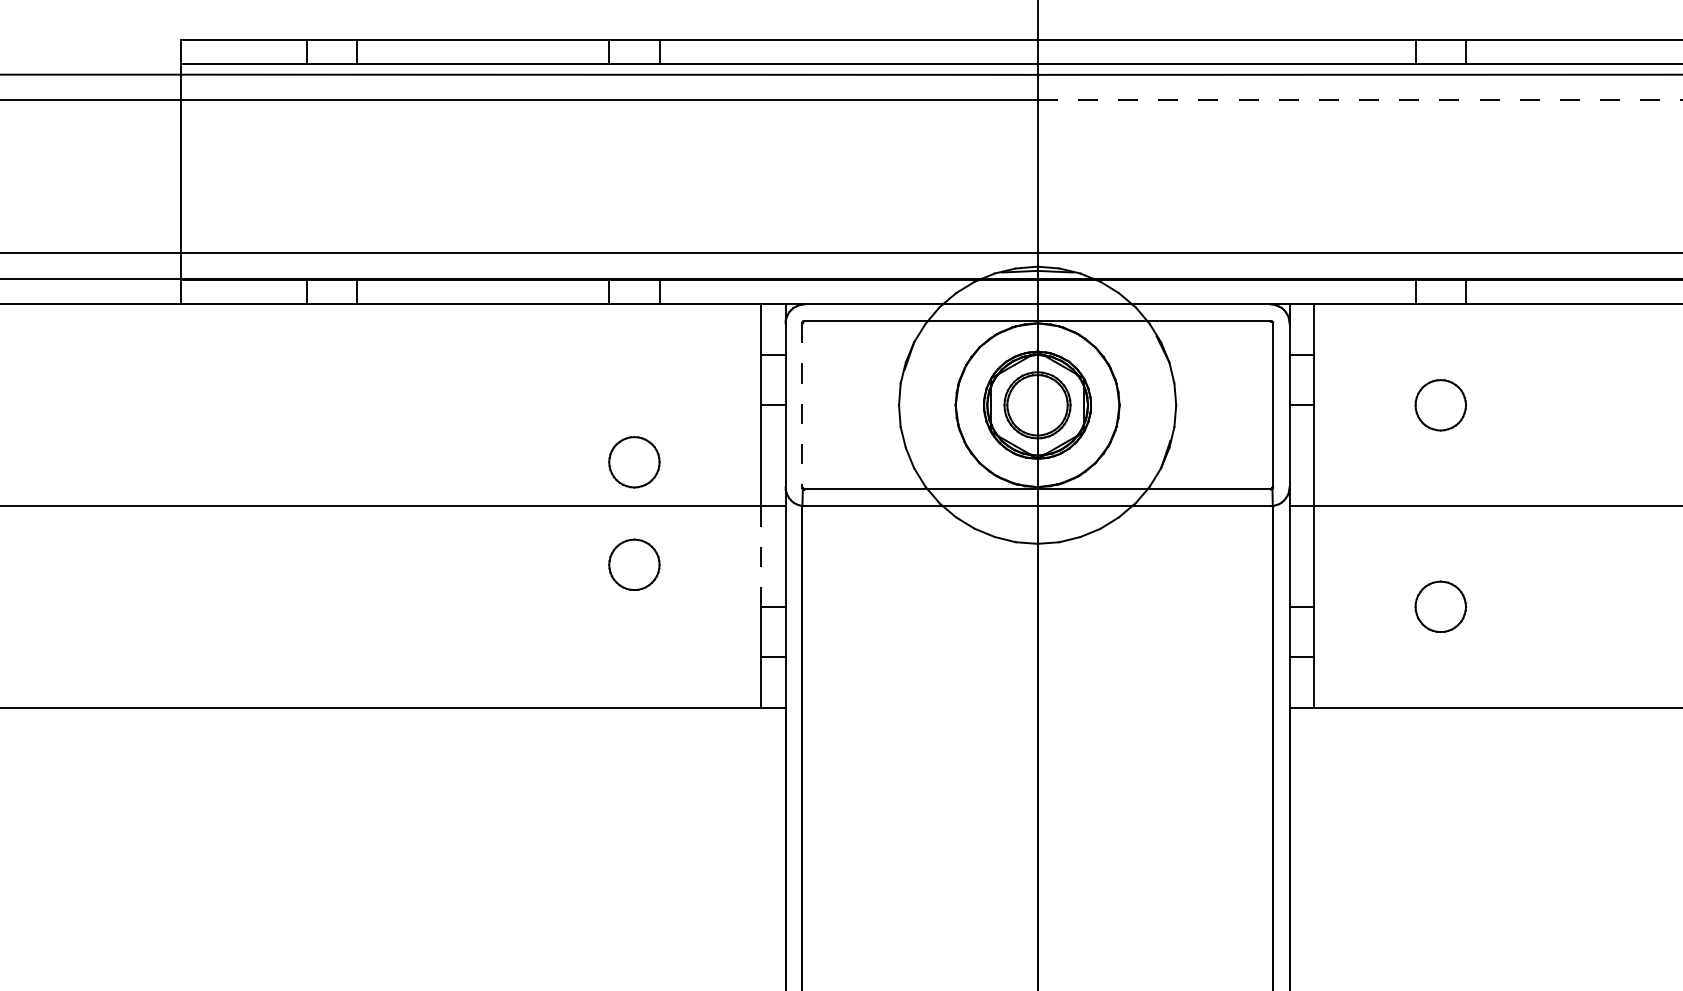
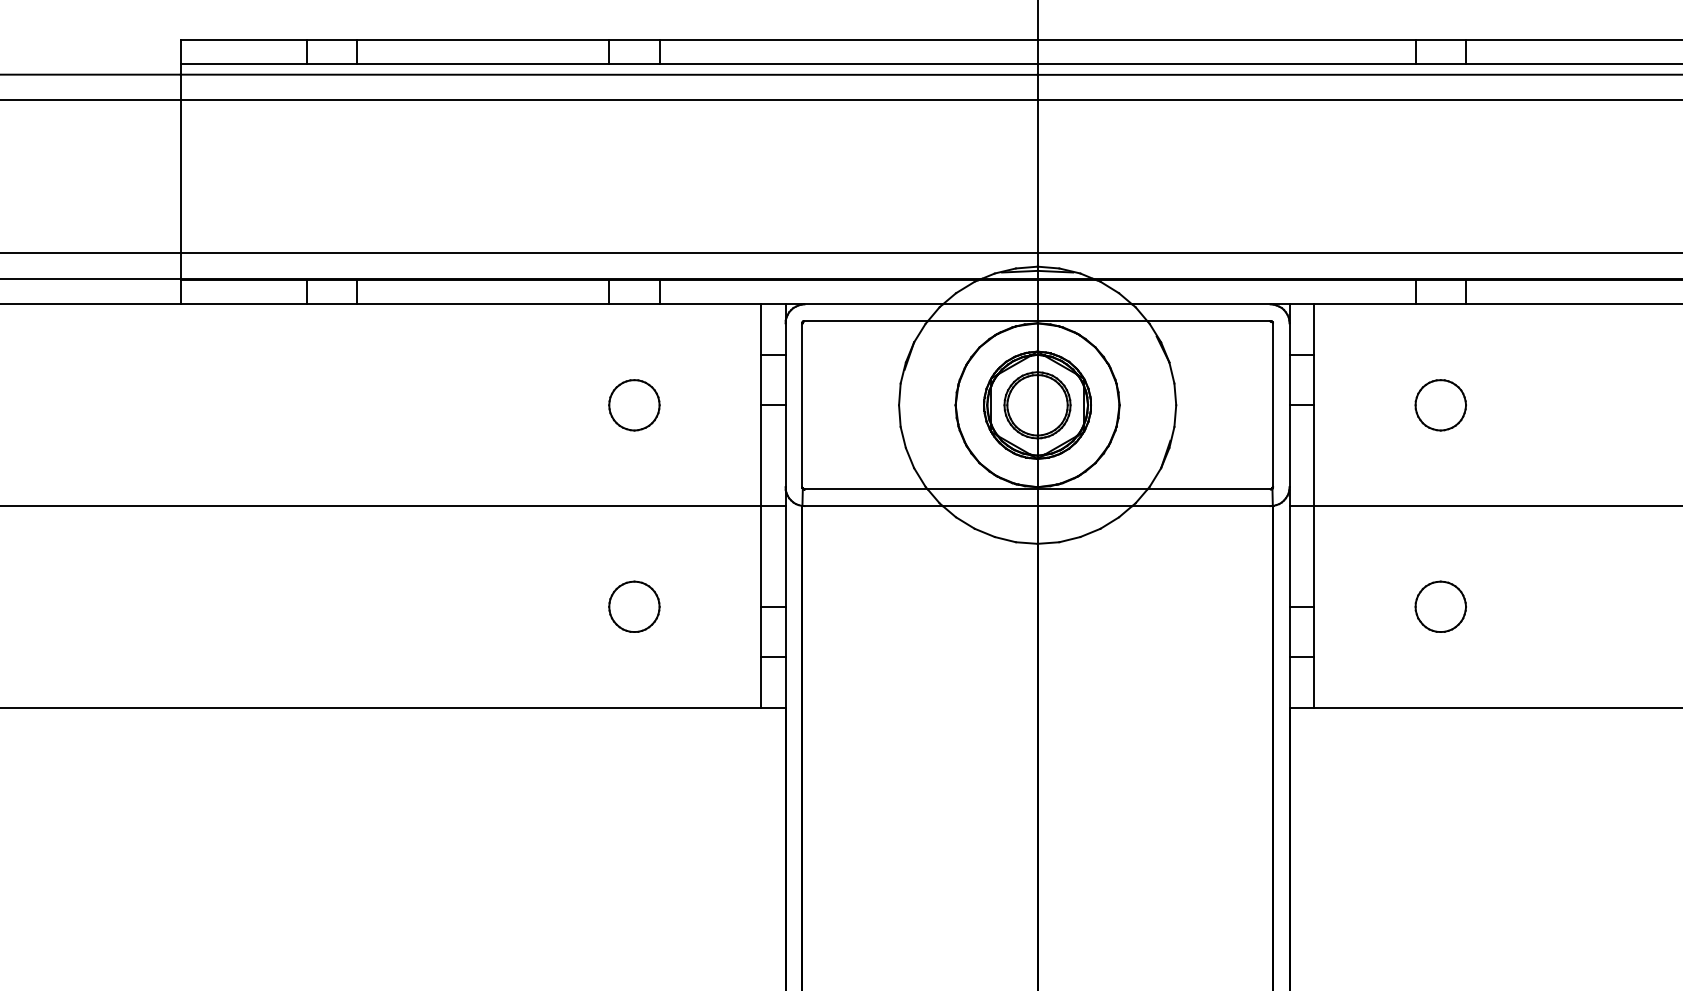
line: dashed -> solid (1360, 100)
line: dashed -> solid (802, 405)
part position: (634, 462) -> (634, 405) (634, 405)
line: dashed -> solid (761, 556)
part position: (634, 564) -> (634, 606) (634, 606)
